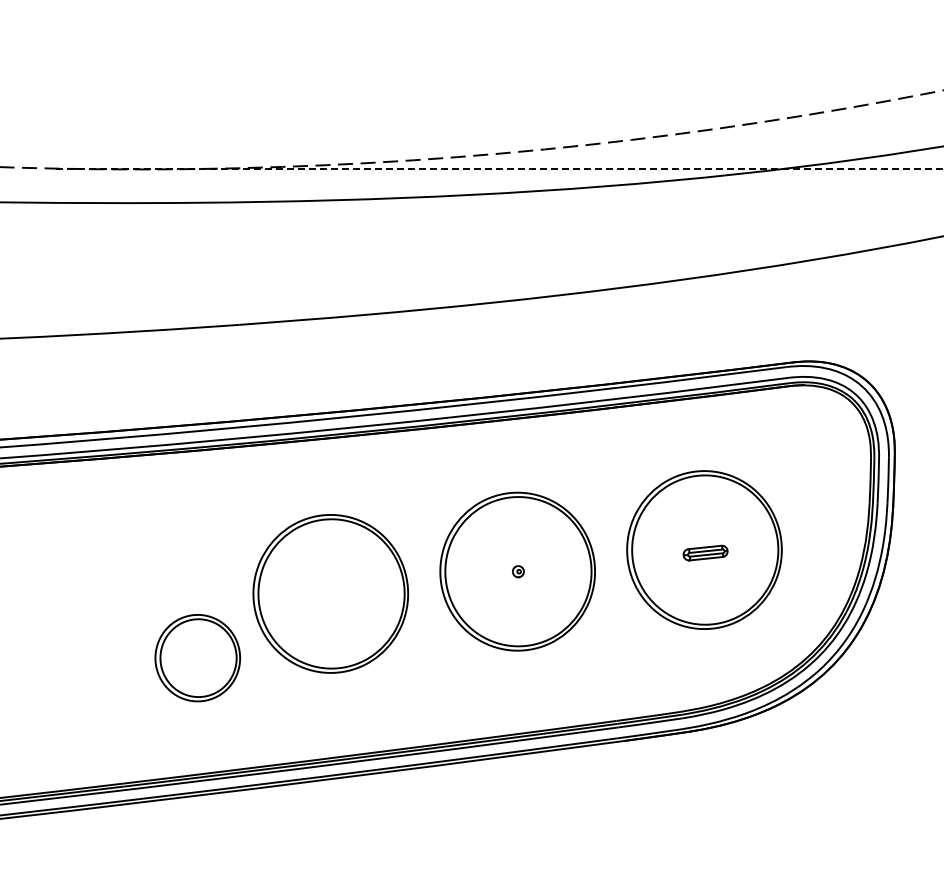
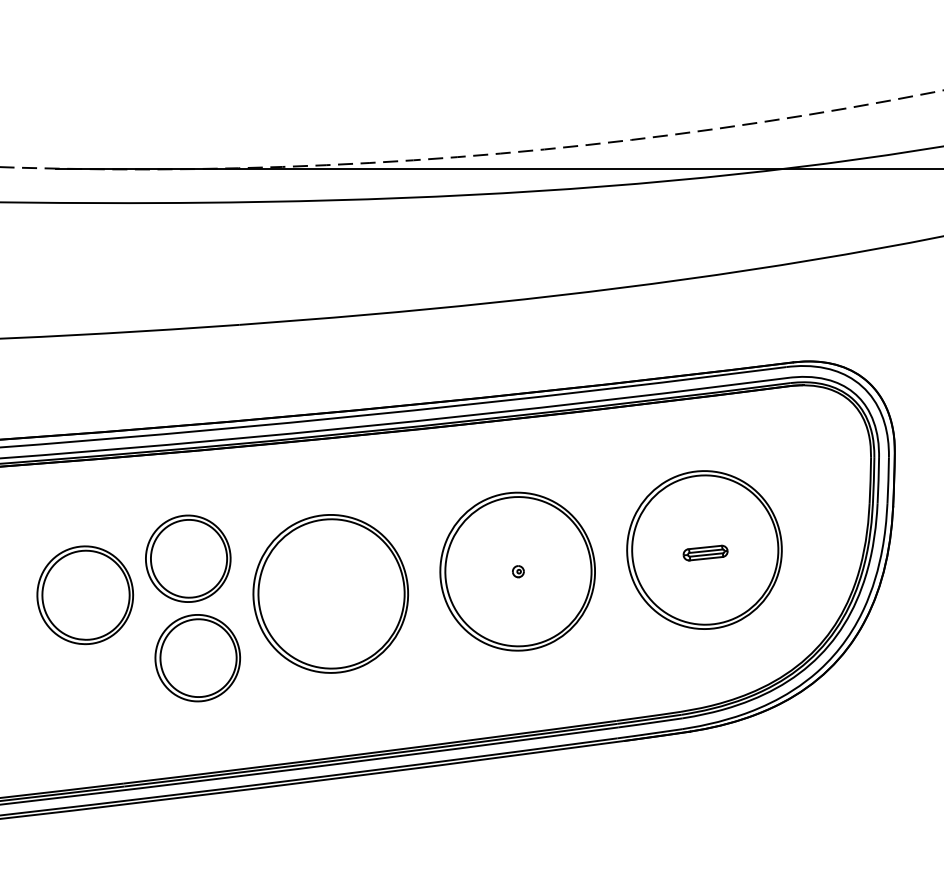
line: dashed -> solid (499, 169)
part: none -> present (188, 558)
part: none -> present (85, 595)
